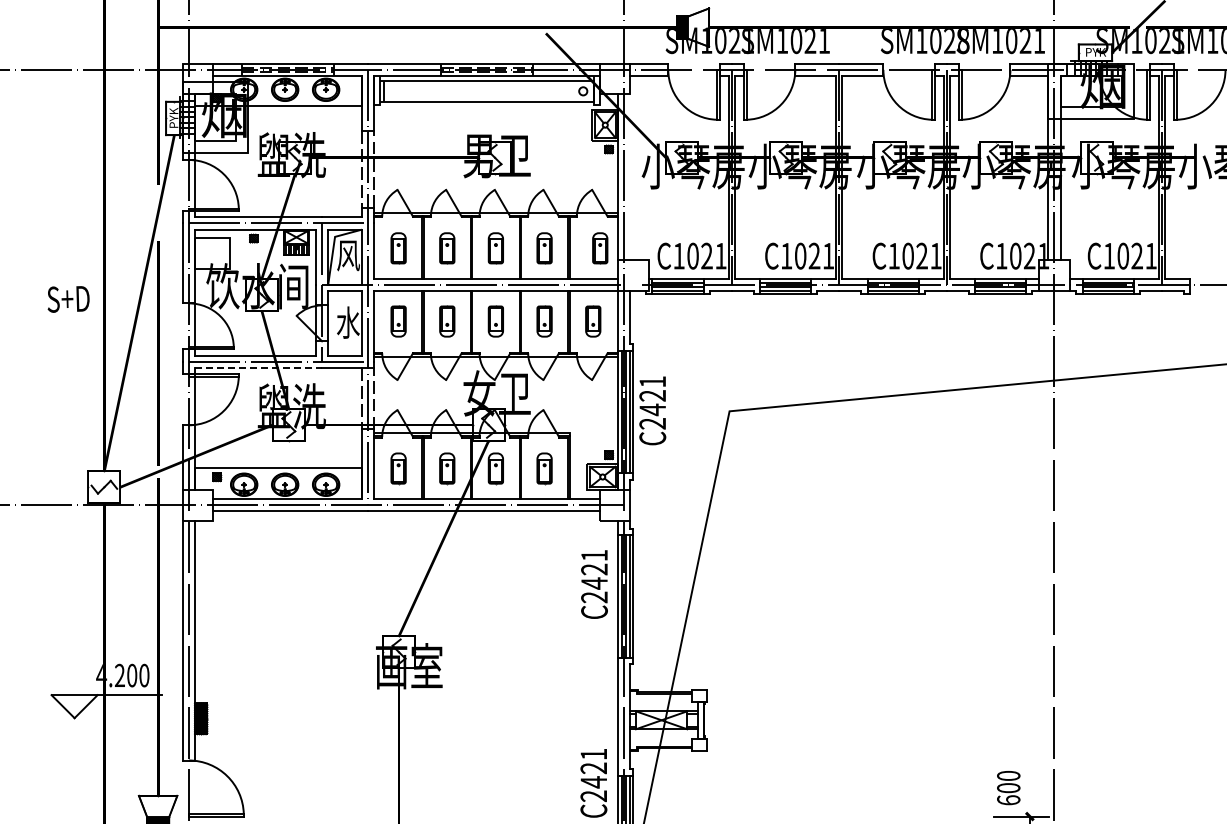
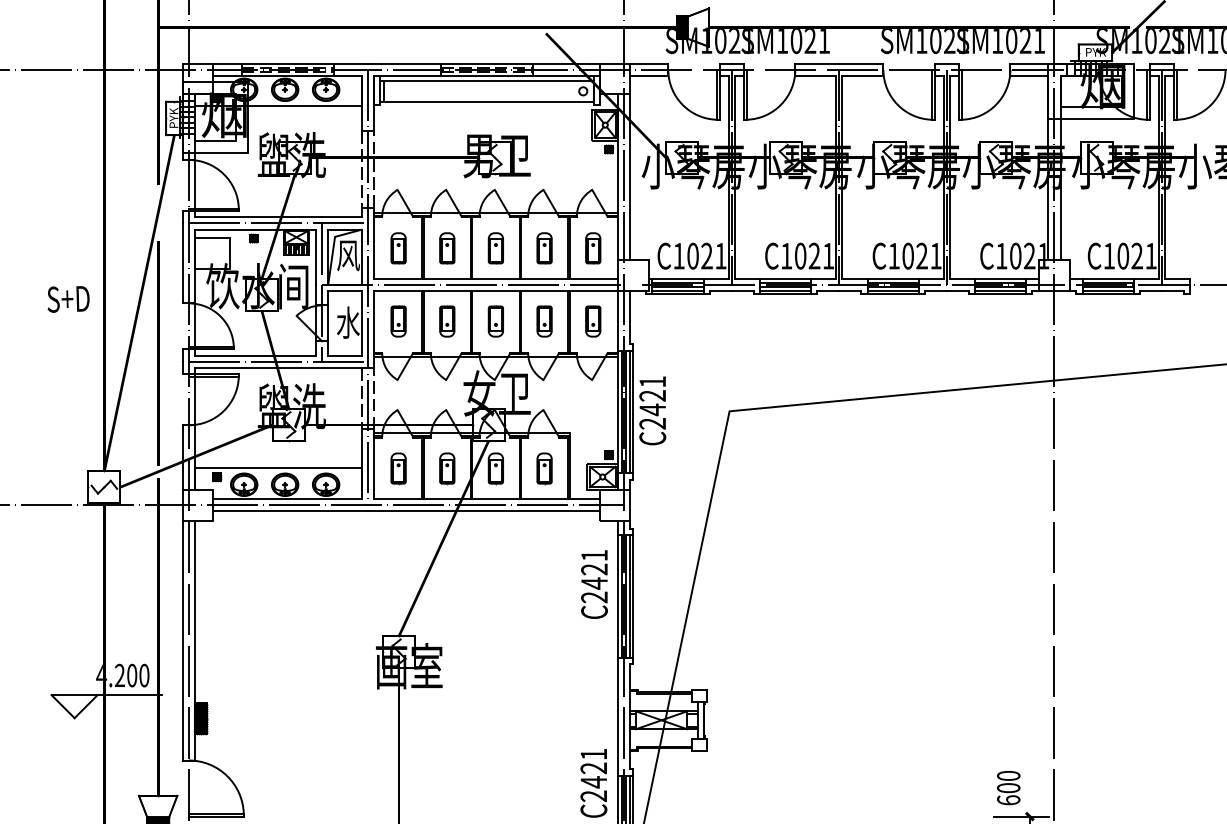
text: SM1028 -> SM1021 (963, 42)
line: none -> present (630, 177)
part position: (600, 248) -> (593, 248) (593, 248)
line: dashed -> solid (258, 367)
